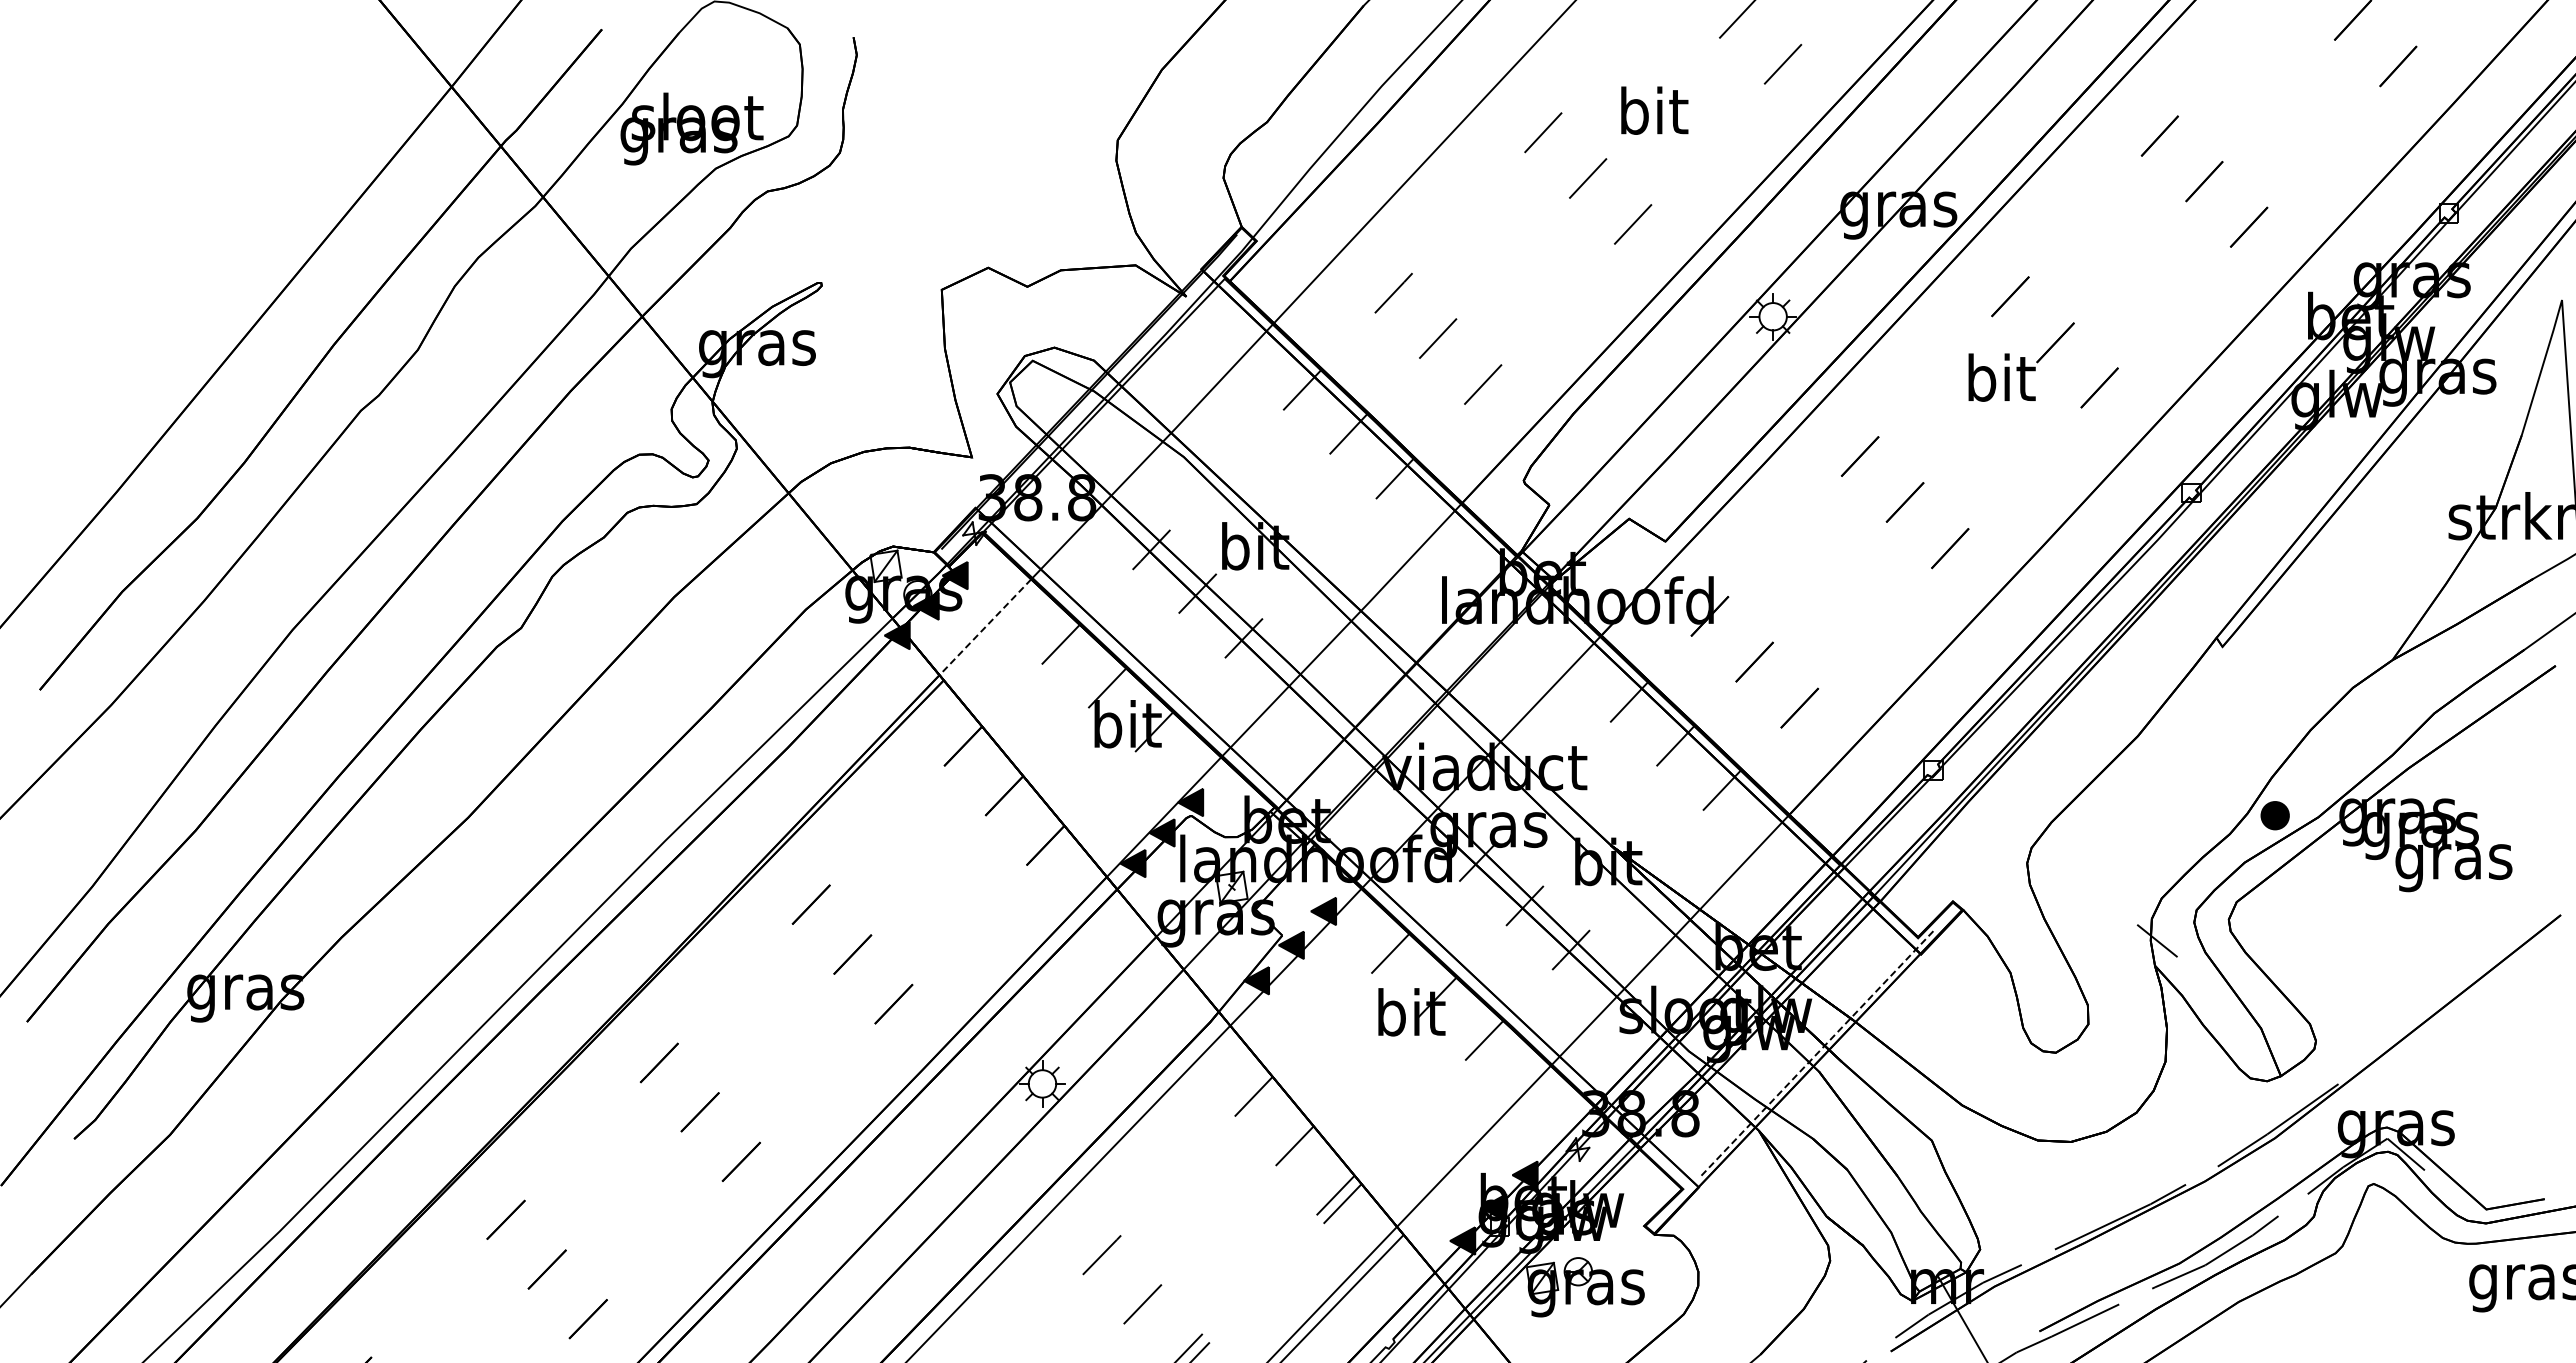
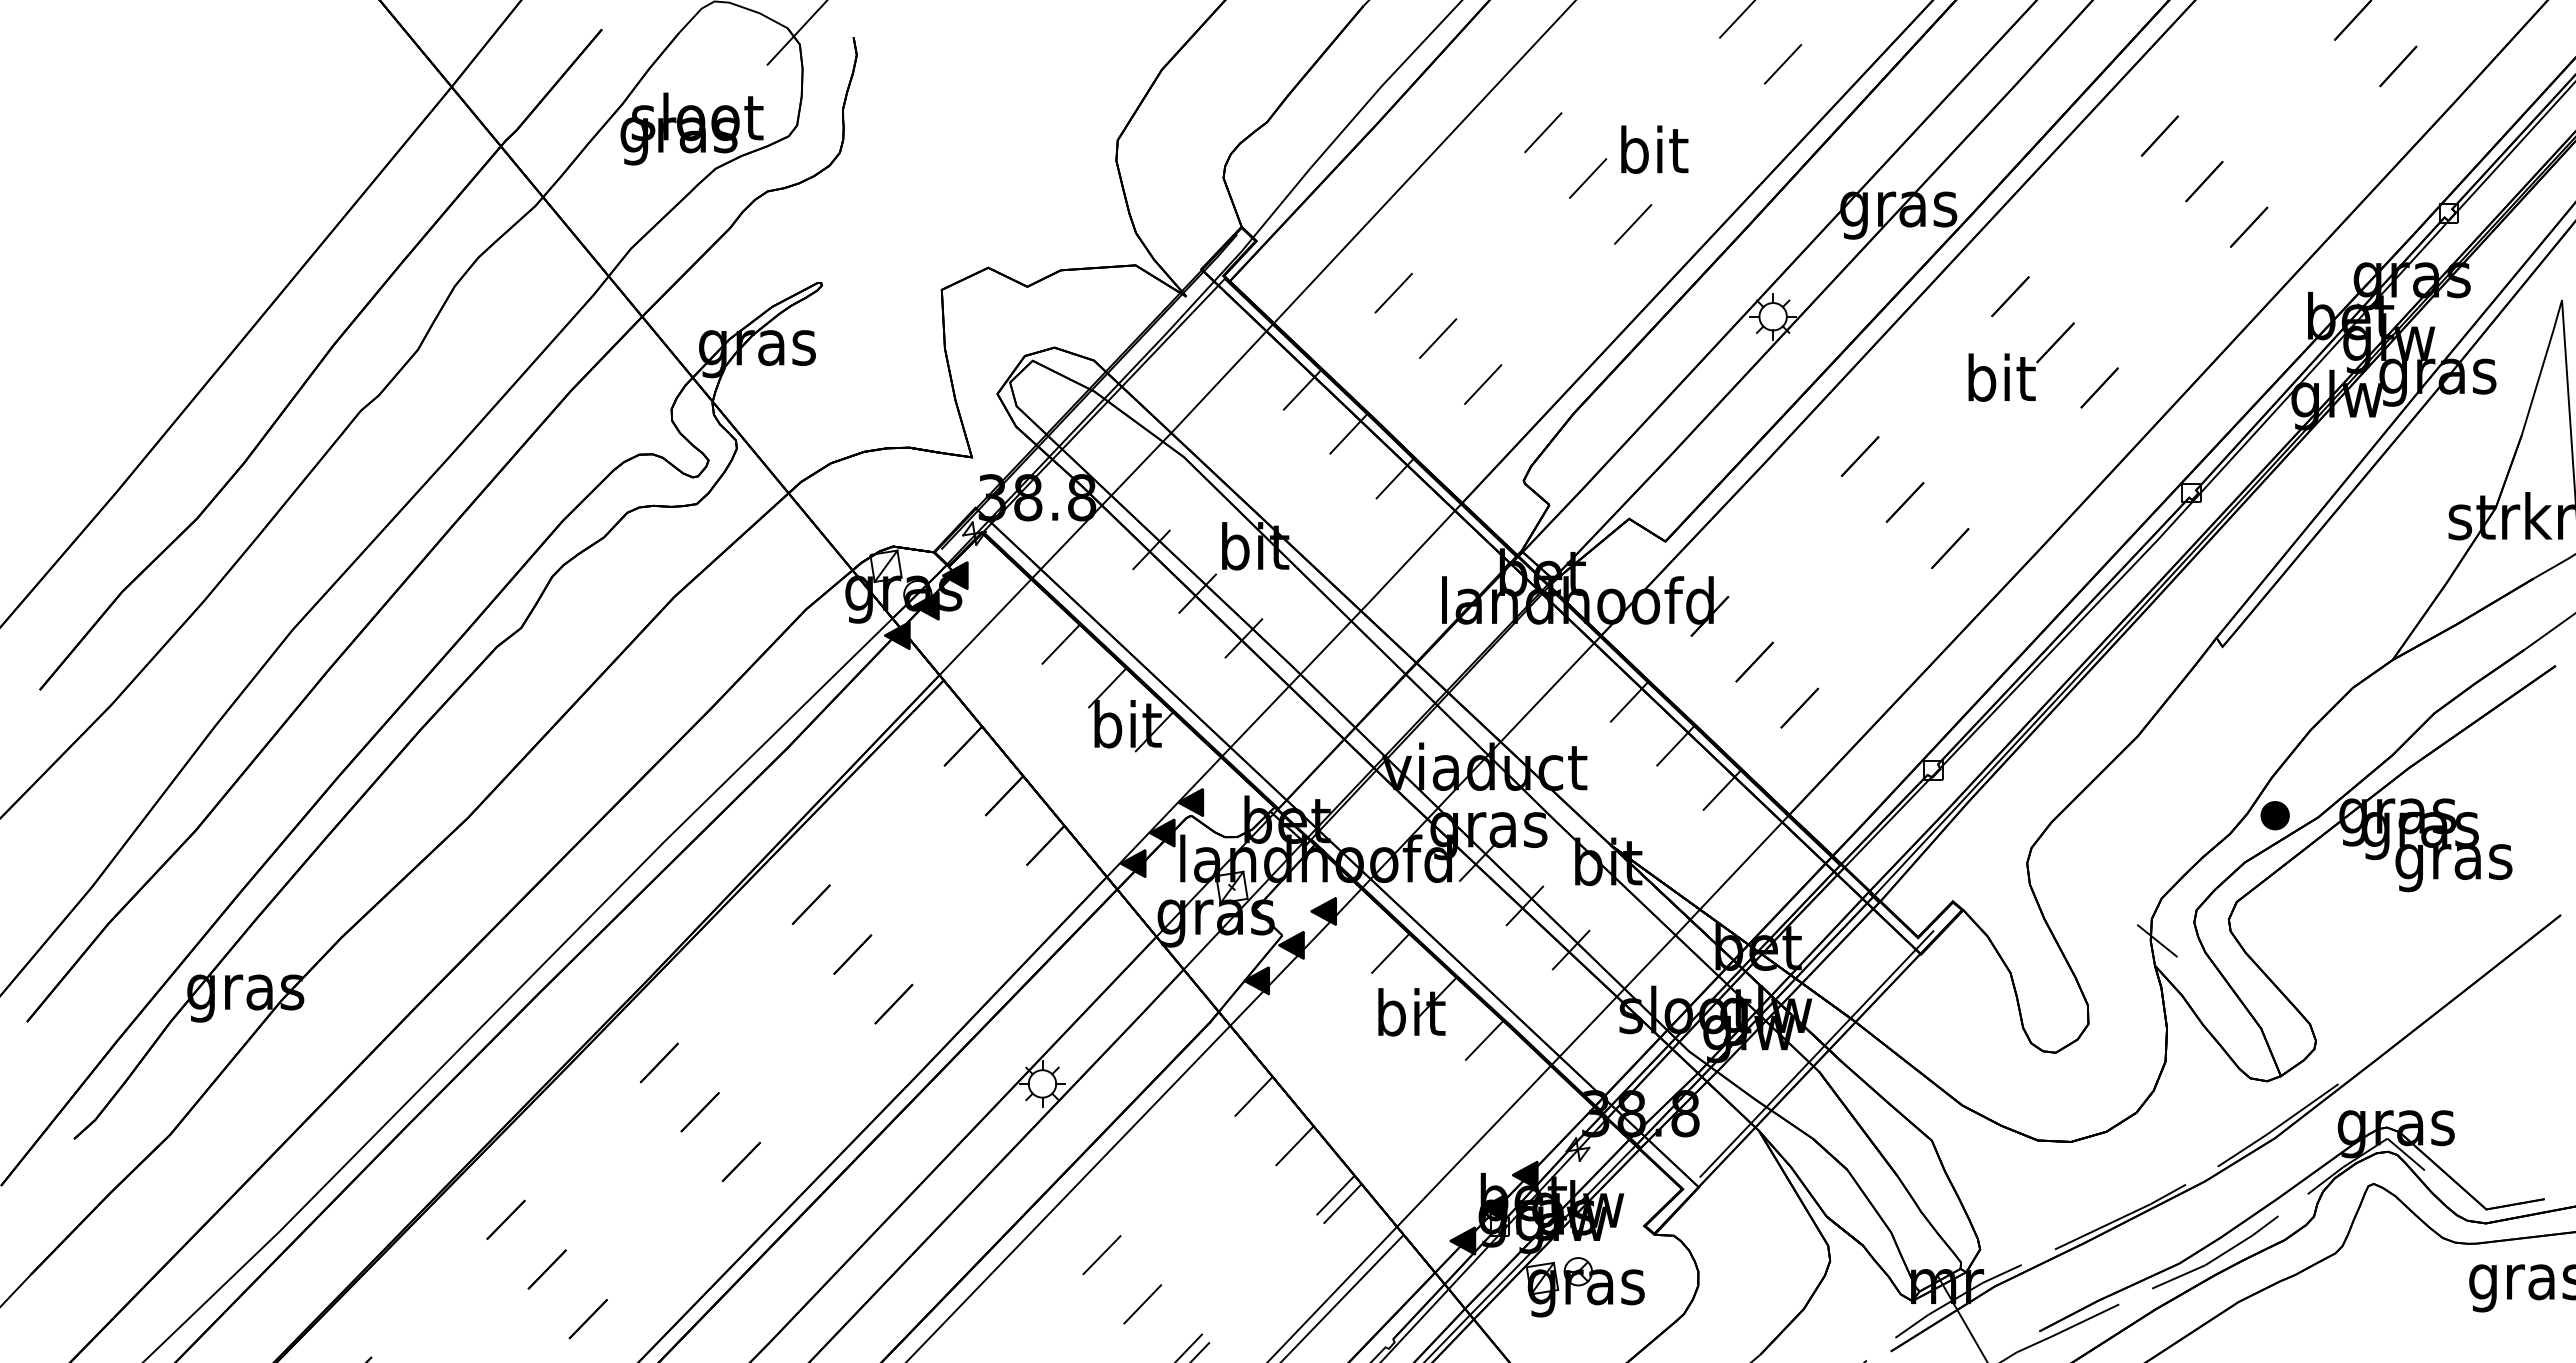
line: none -> present (796, 33)
text position: (1654, 110) -> (1654, 149) (1654, 149)
line: dashed -> solid (985, 627)
line: dashed -> solid (1816, 1054)
